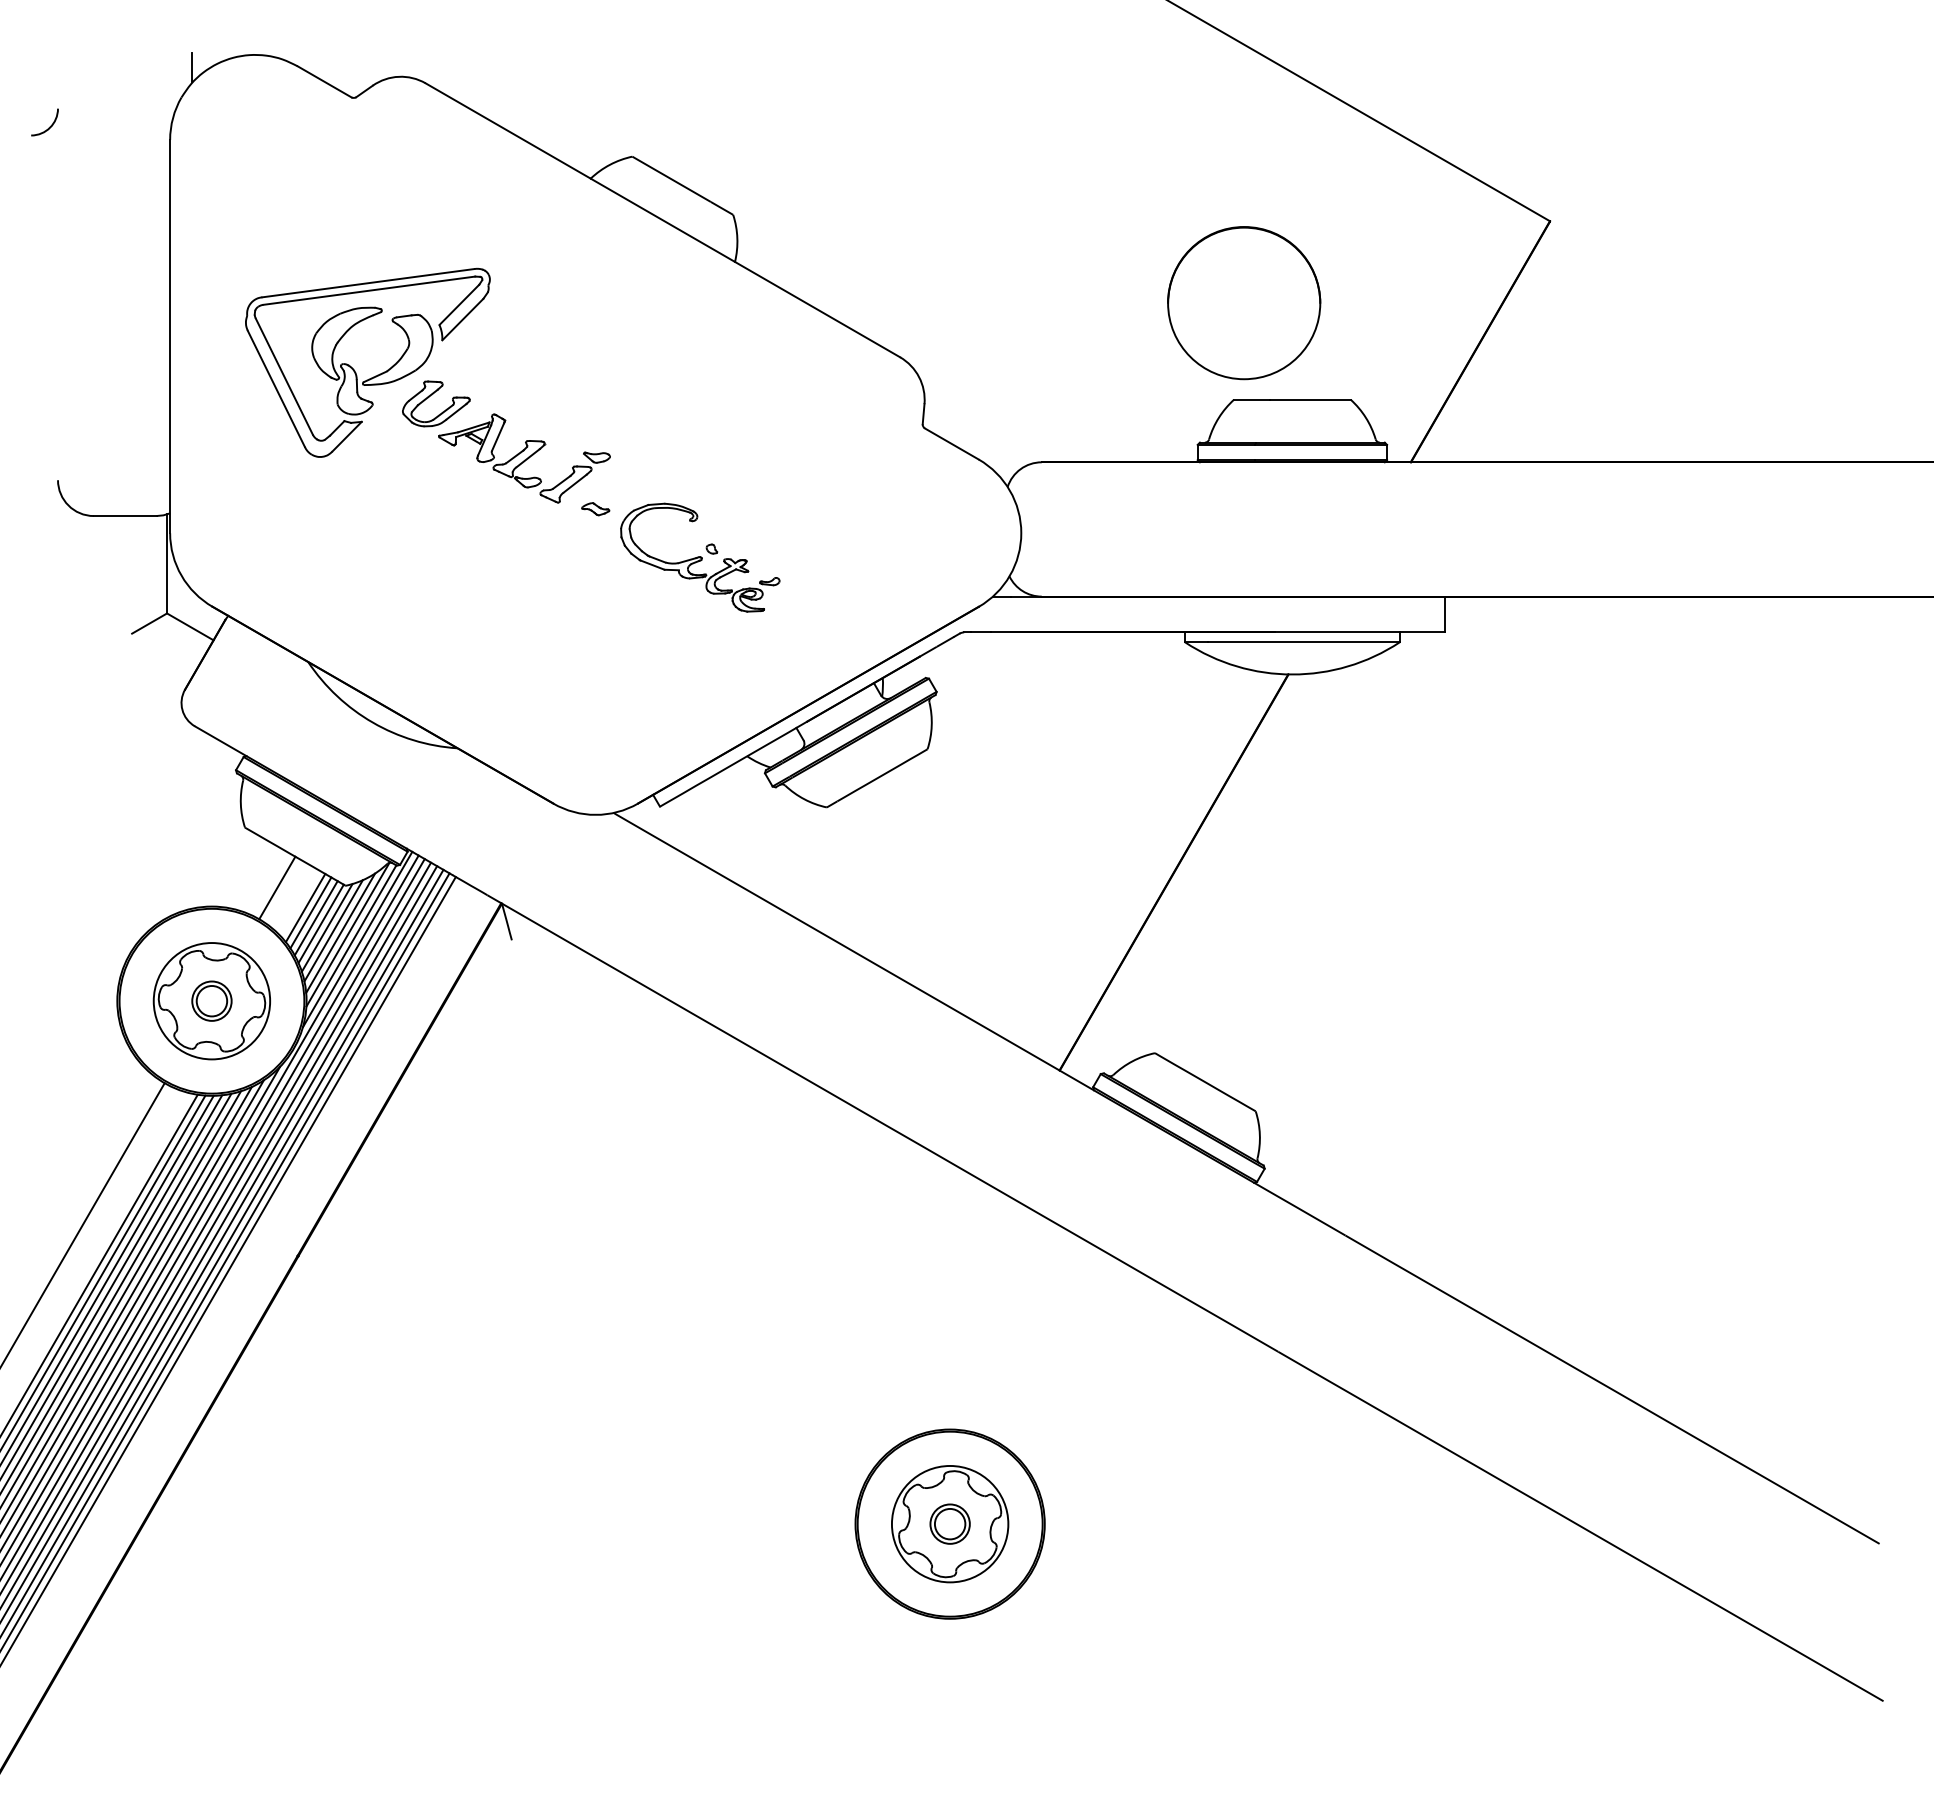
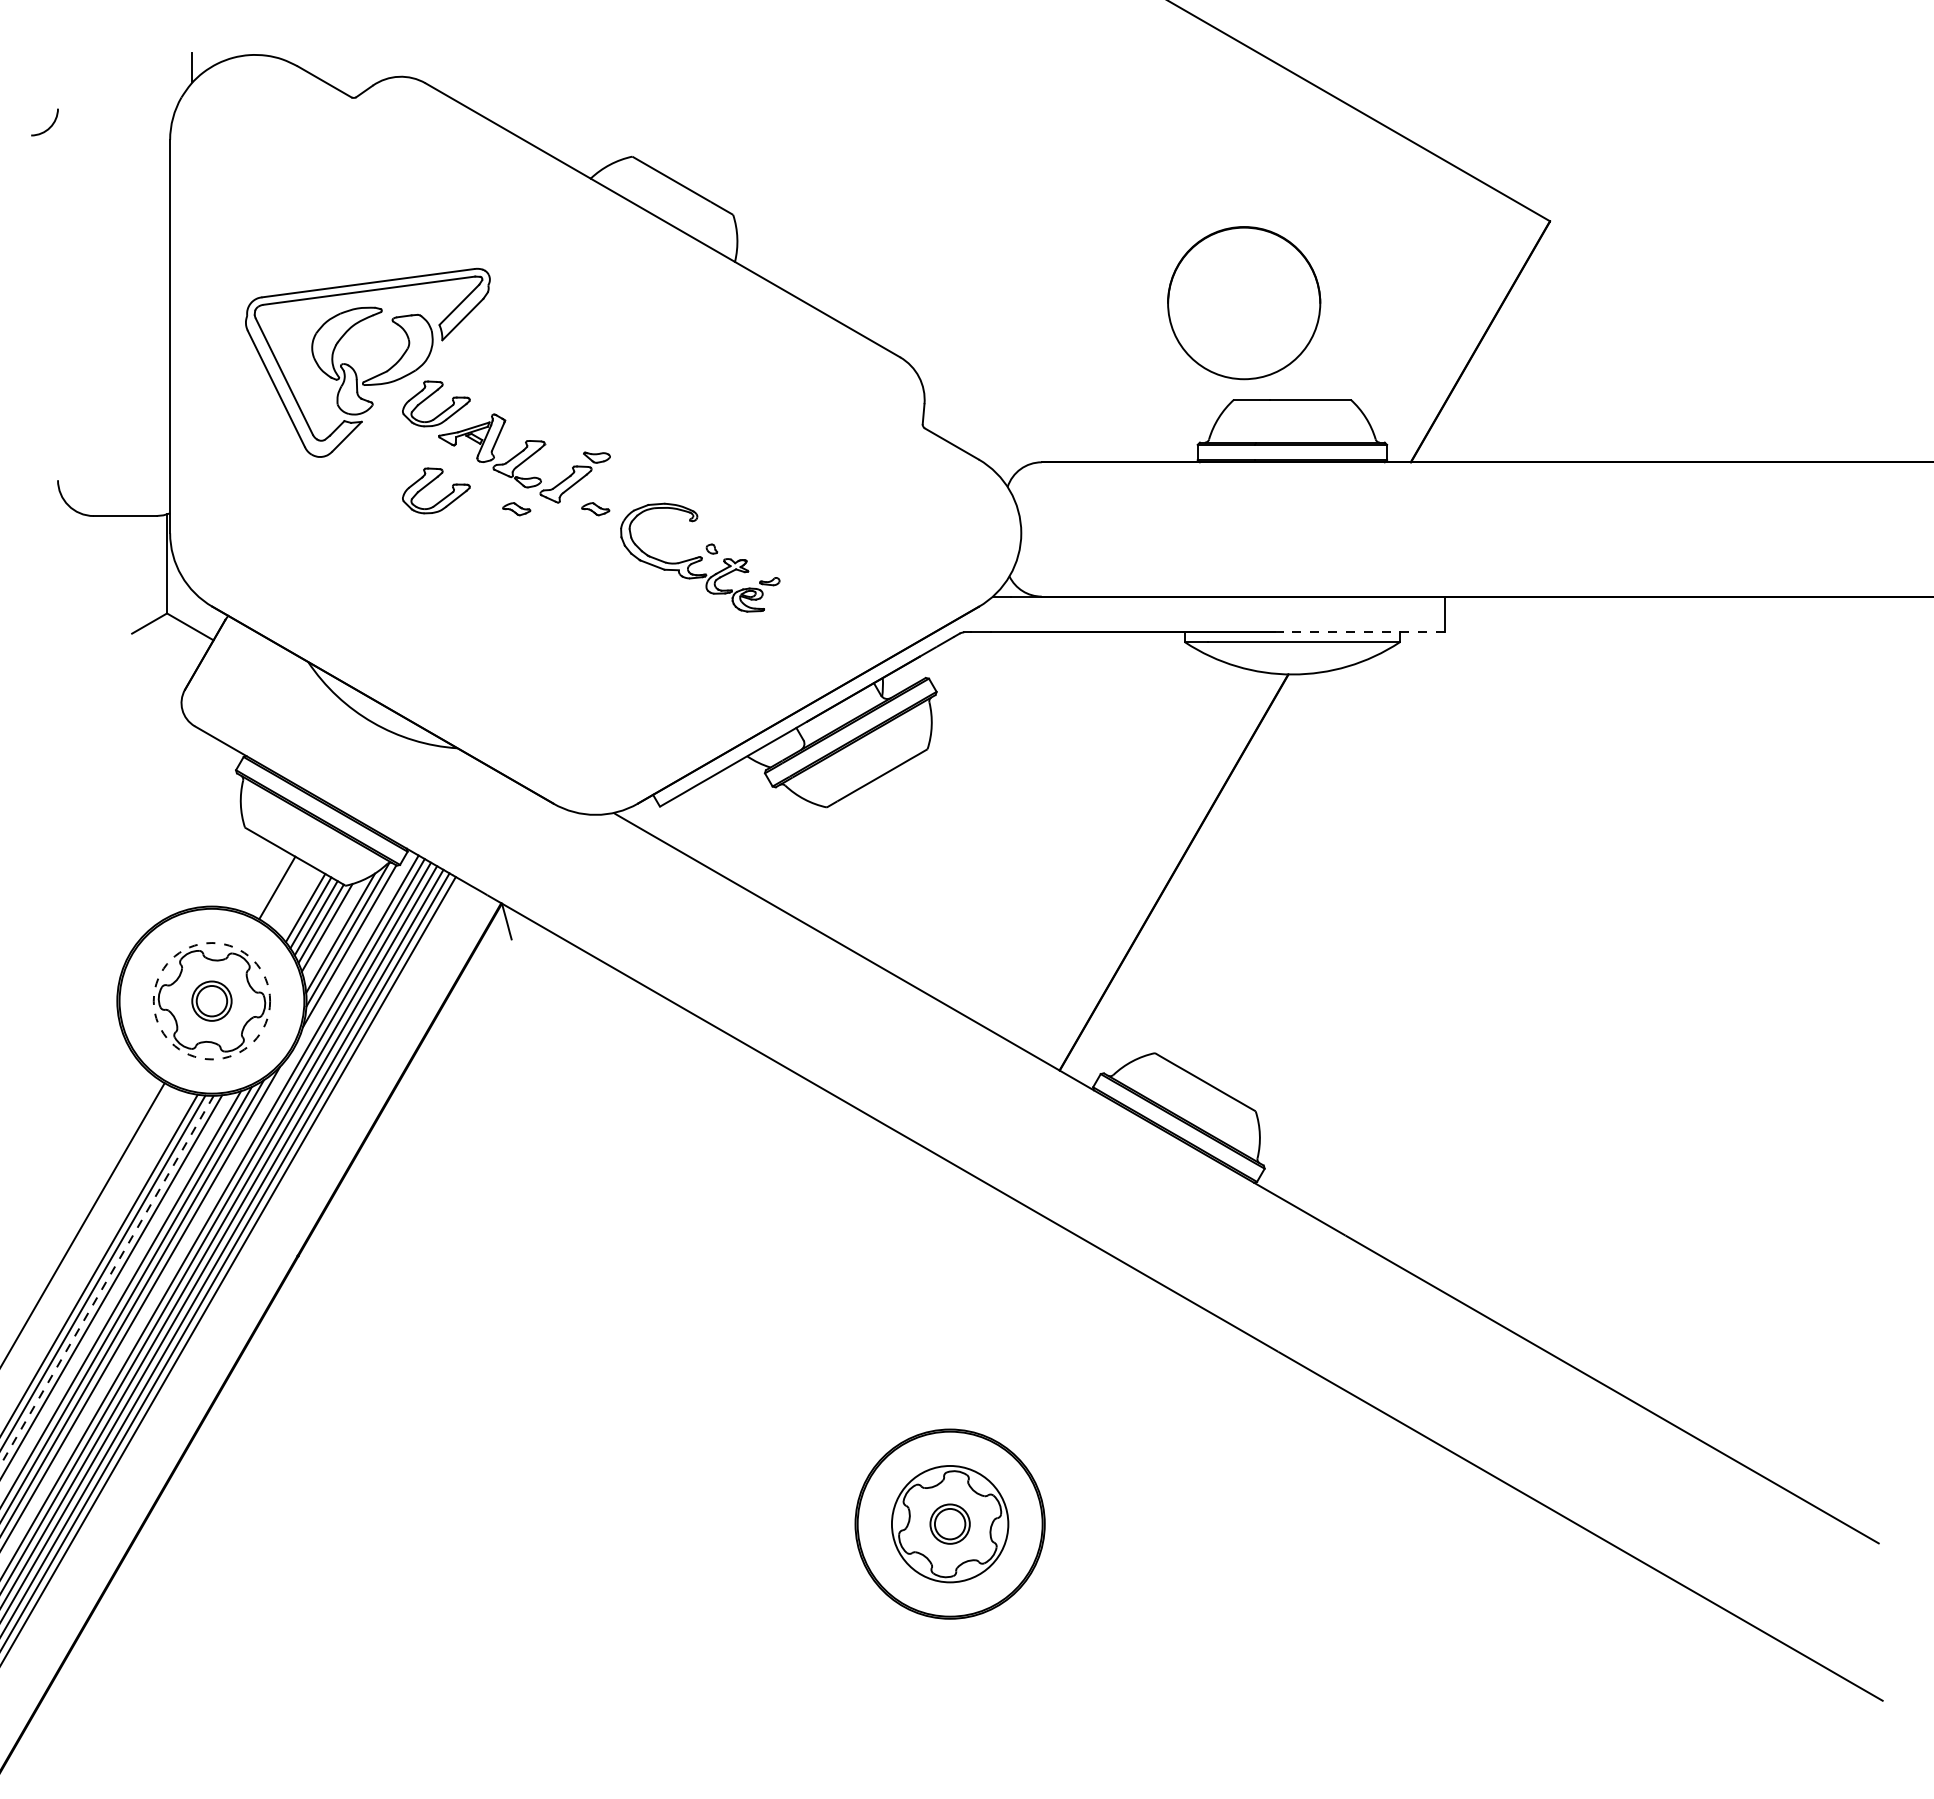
part: none -> present (432, 482)
part: none -> present (516, 509)
line: solid -> dashed (1359, 632)
line: present -> none (333, 930)
circle: solid -> dashed (211, 1001)
line: present -> none (207, 1206)
line: solid -> dashed (106, 1281)
line: present -> none (116, 1291)
